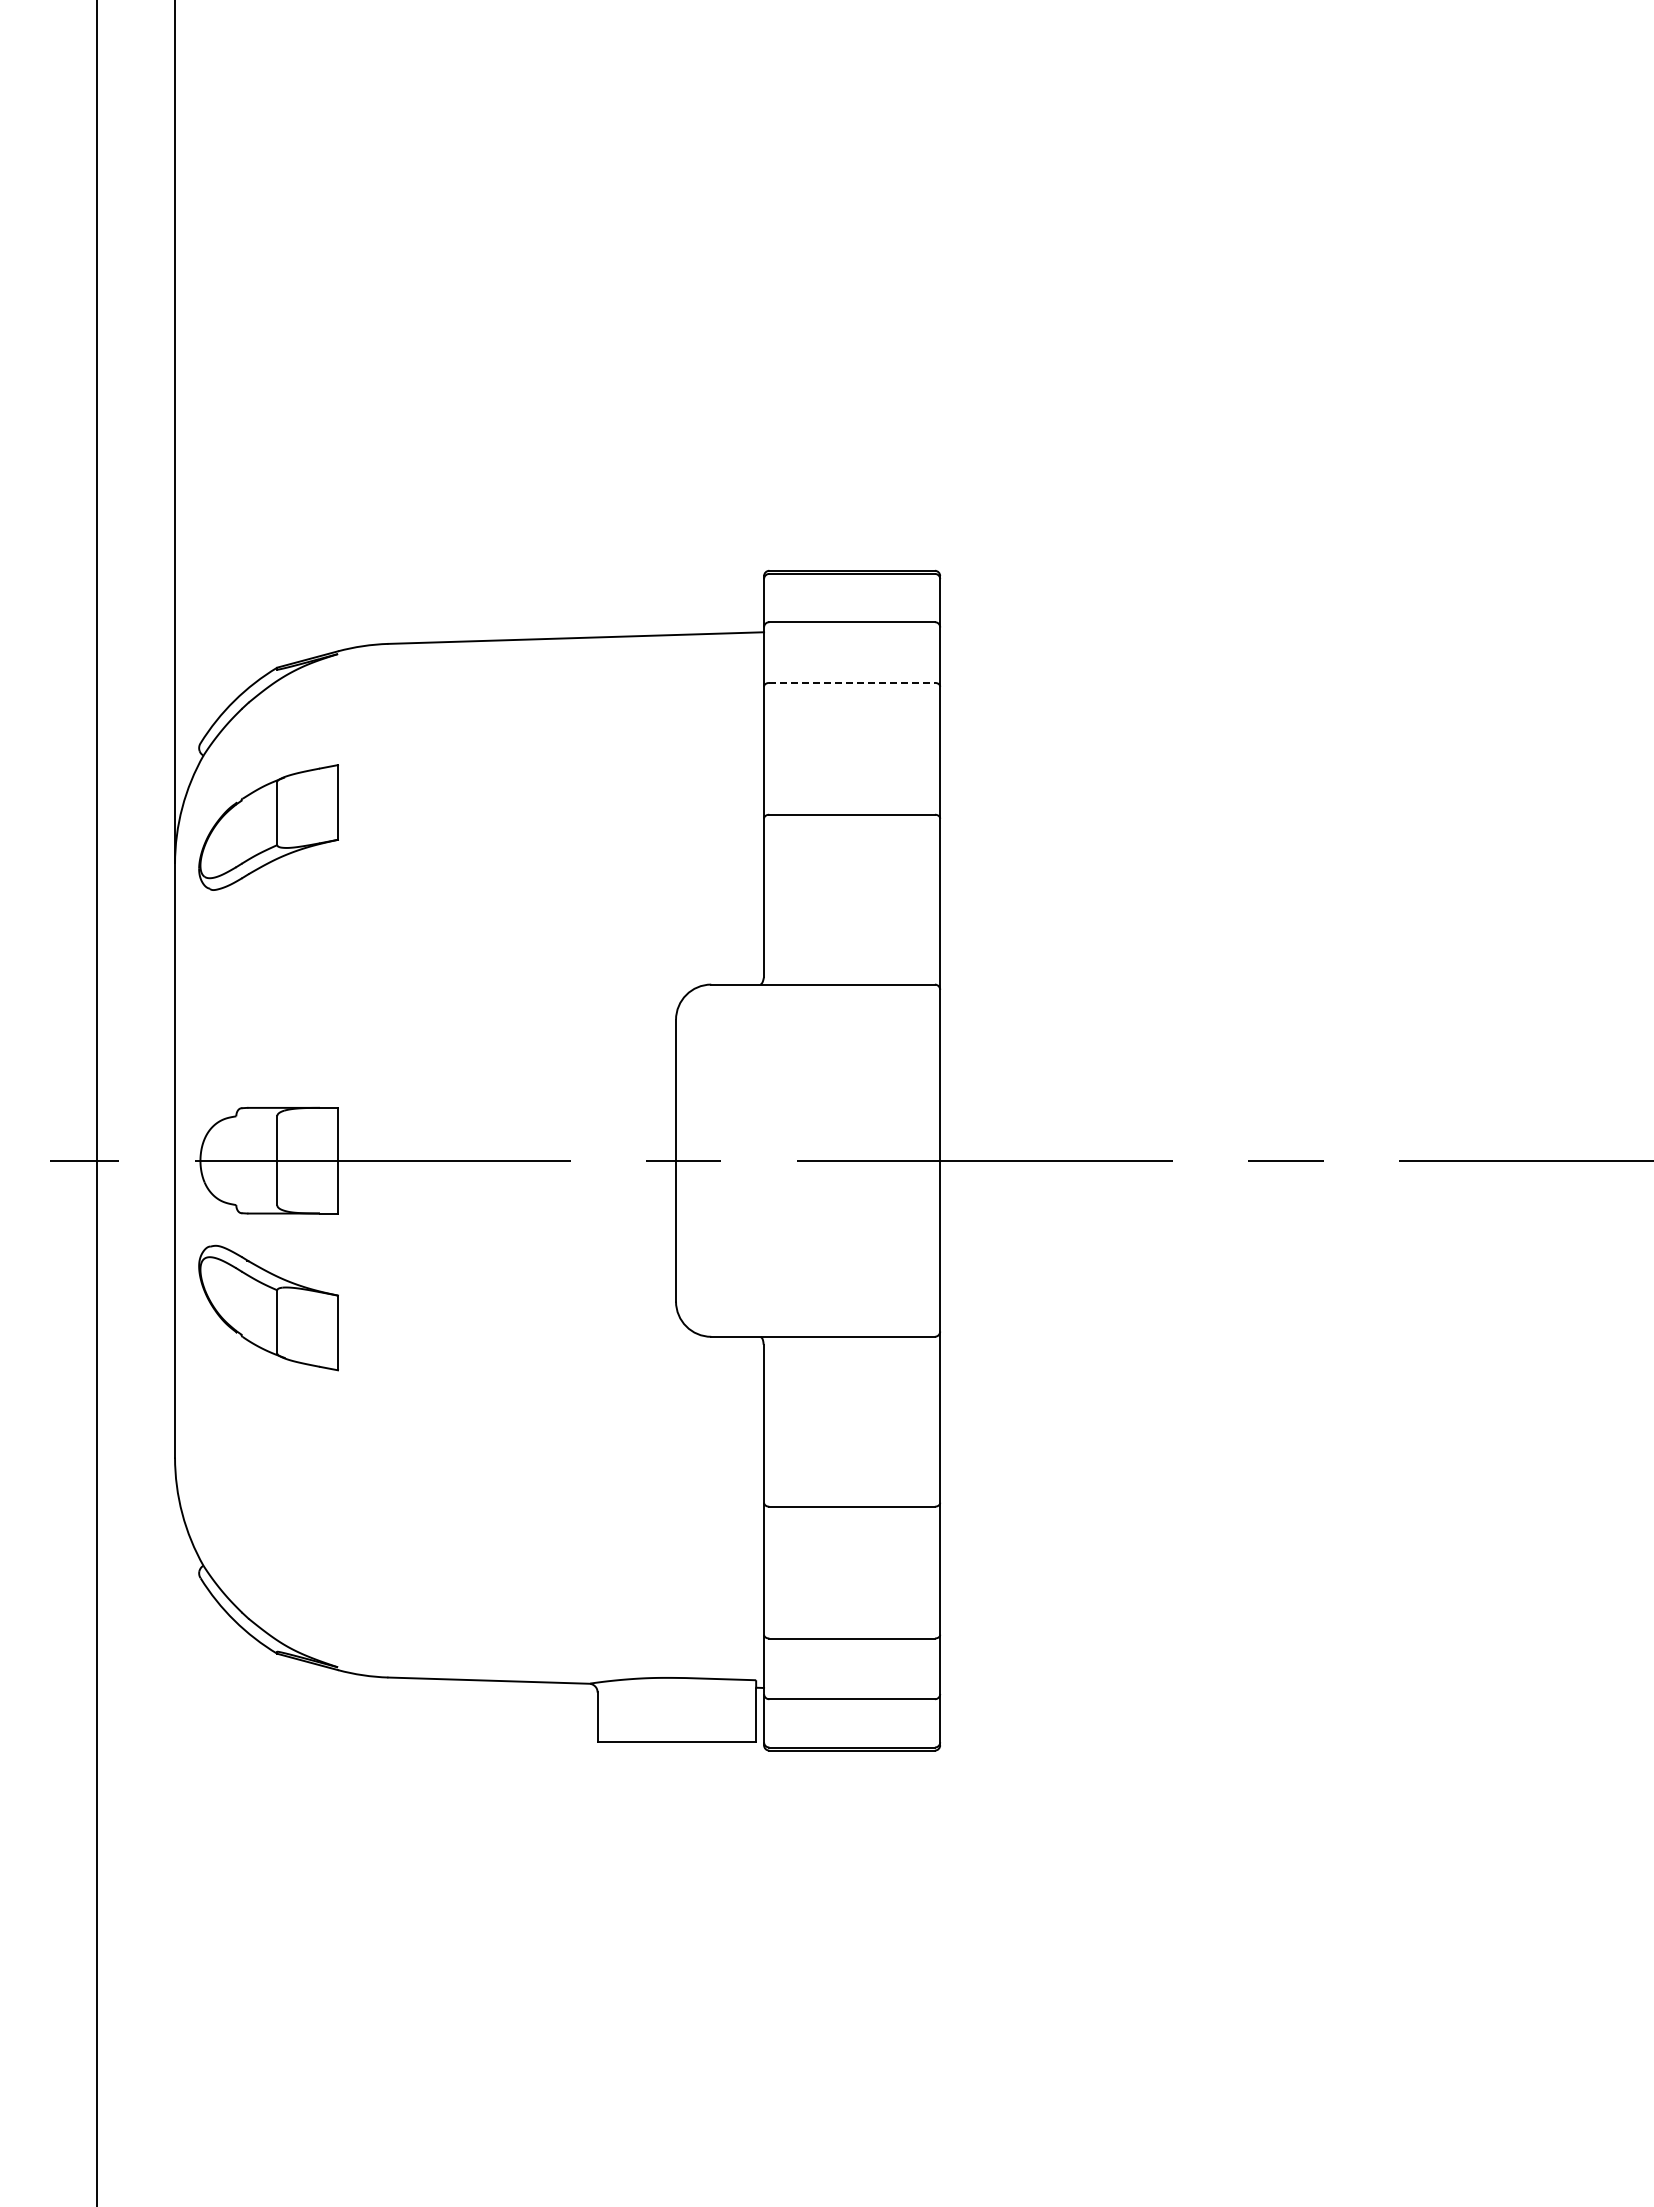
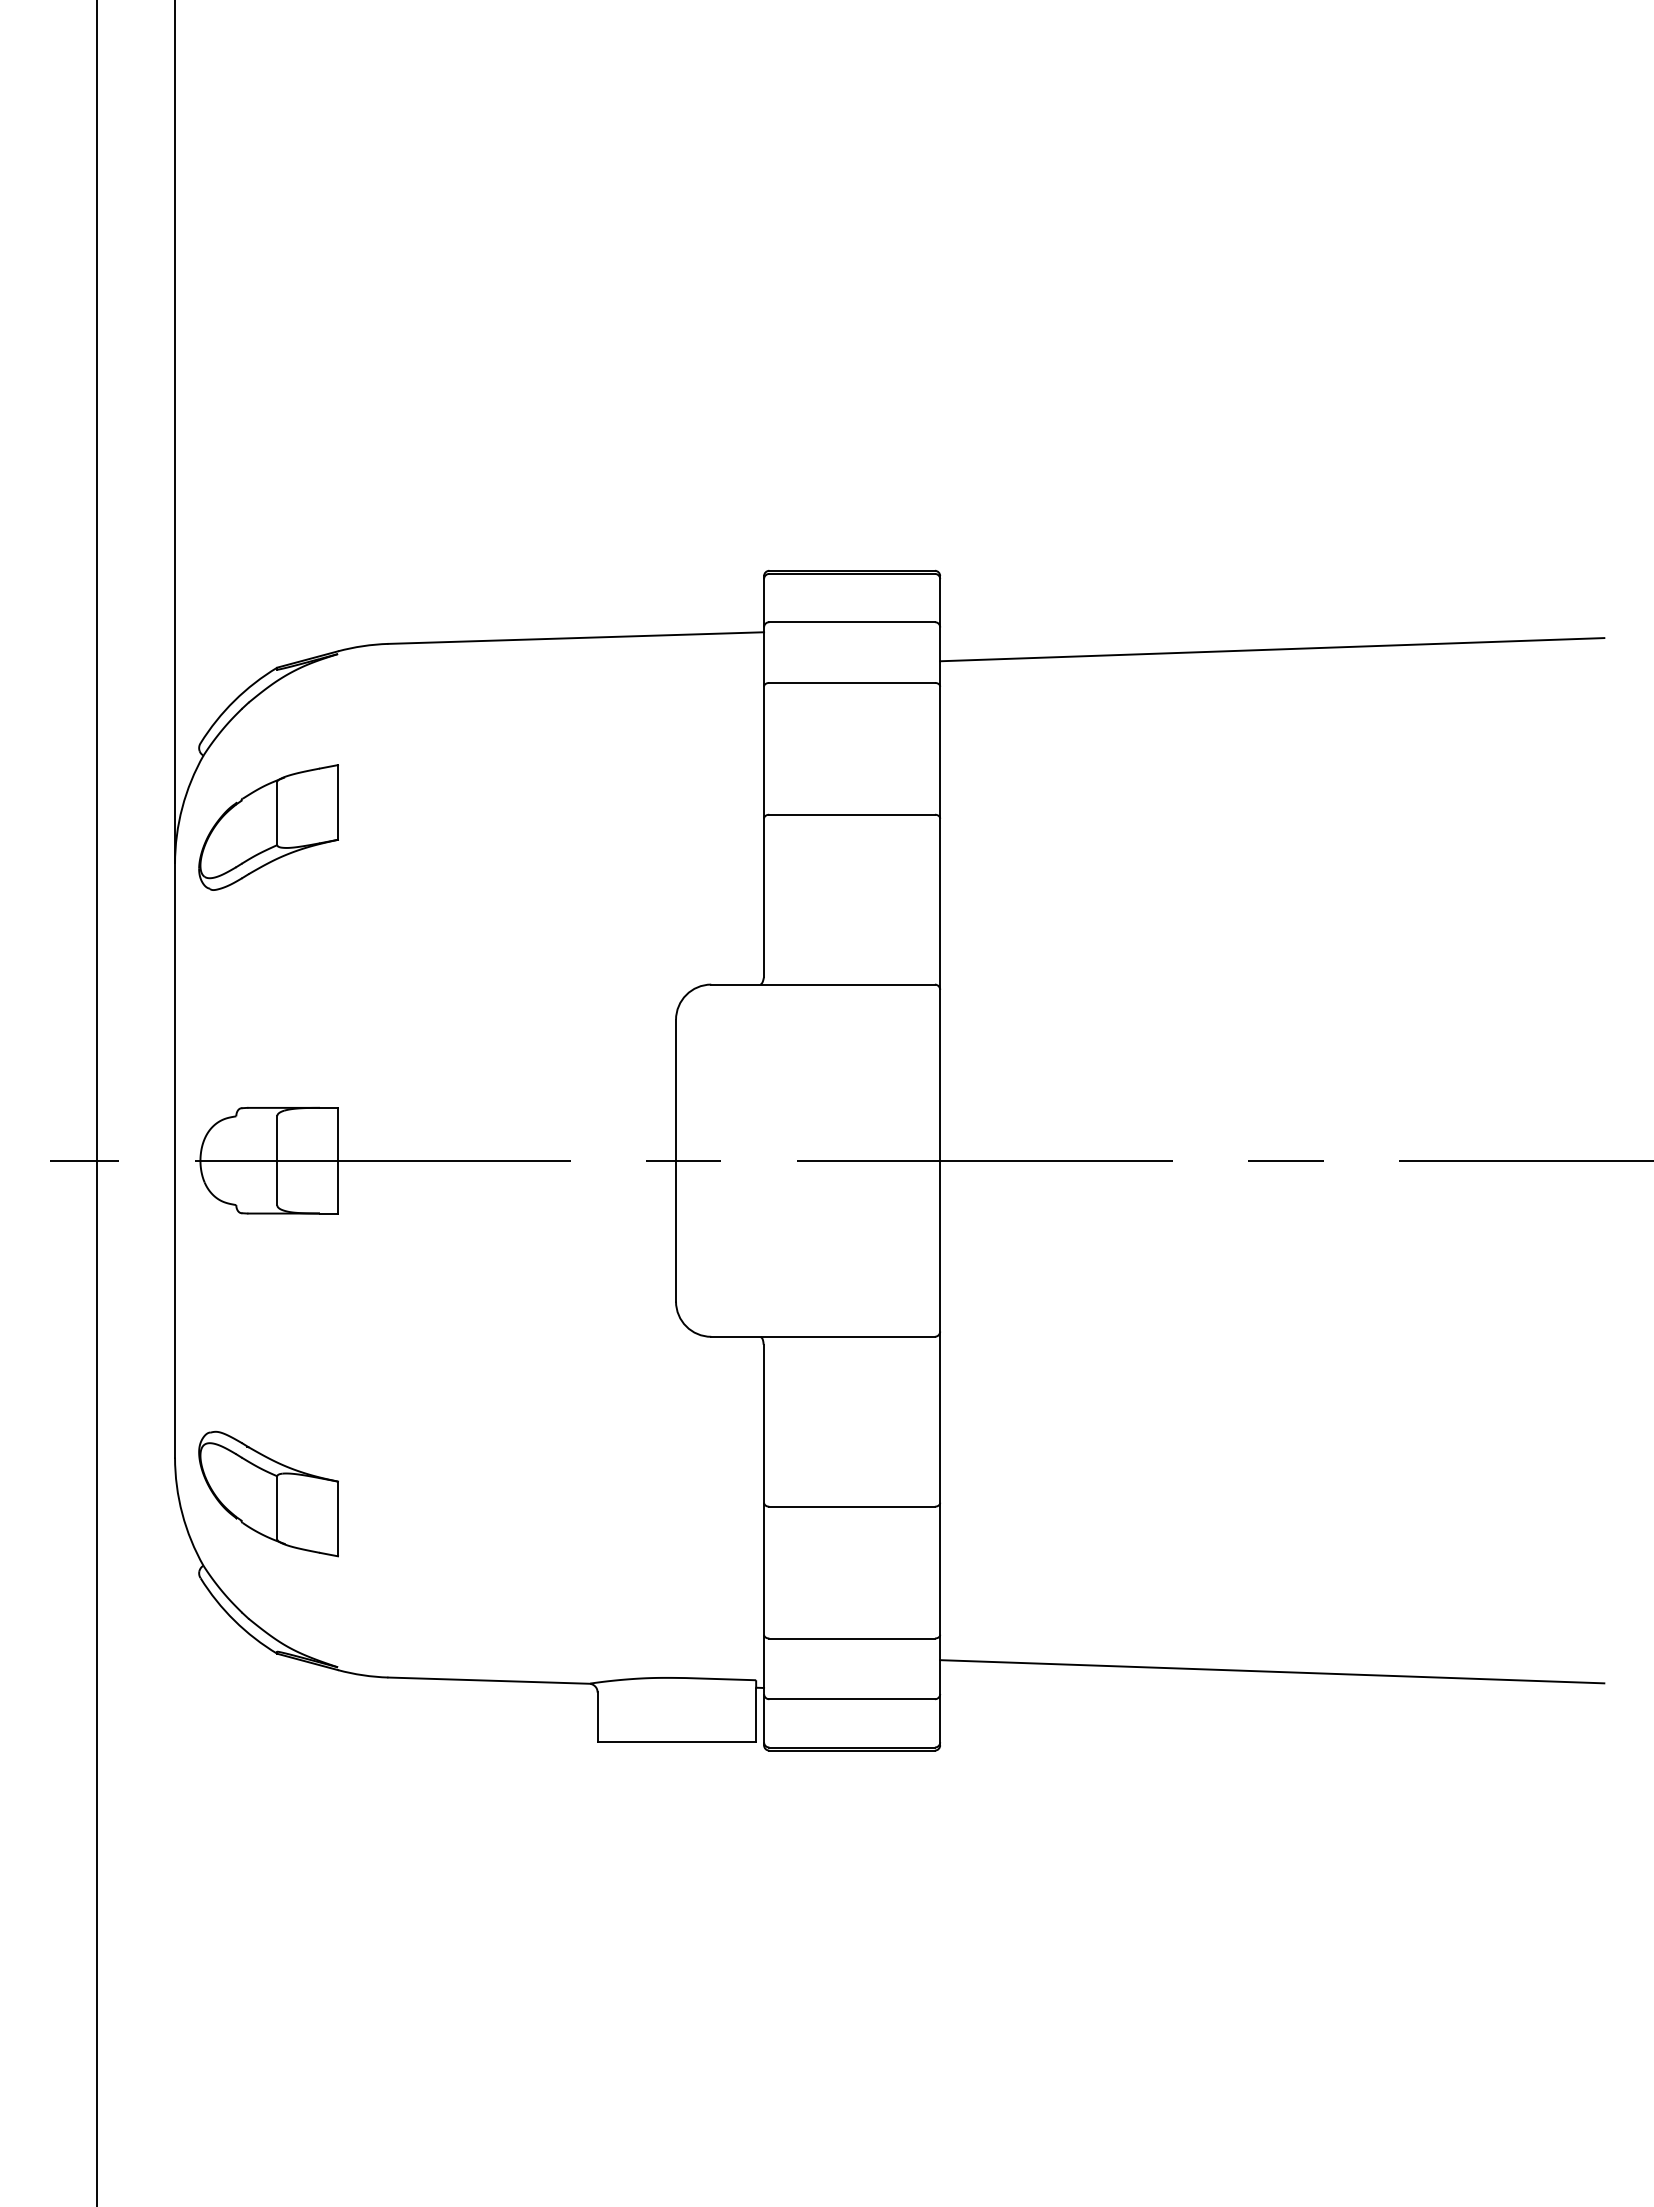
line: none -> present (1272, 649)
line: dashed -> solid (852, 682)
part position: (268, 1307) -> (268, 1493) (268, 1493)
line: none -> present (1272, 1671)
